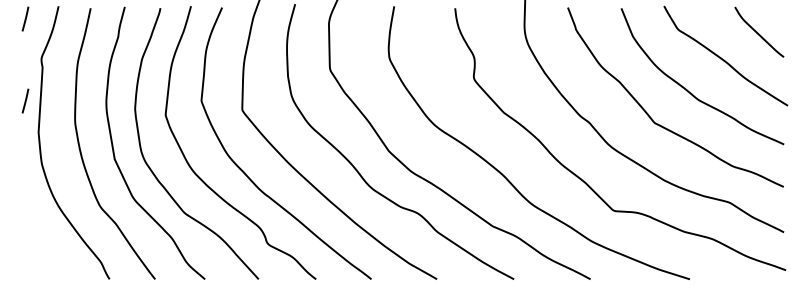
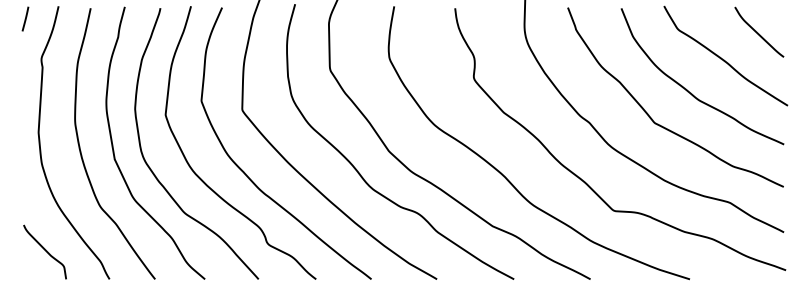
line: present -> none (25, 100)
curve: none -> present (44, 250)
